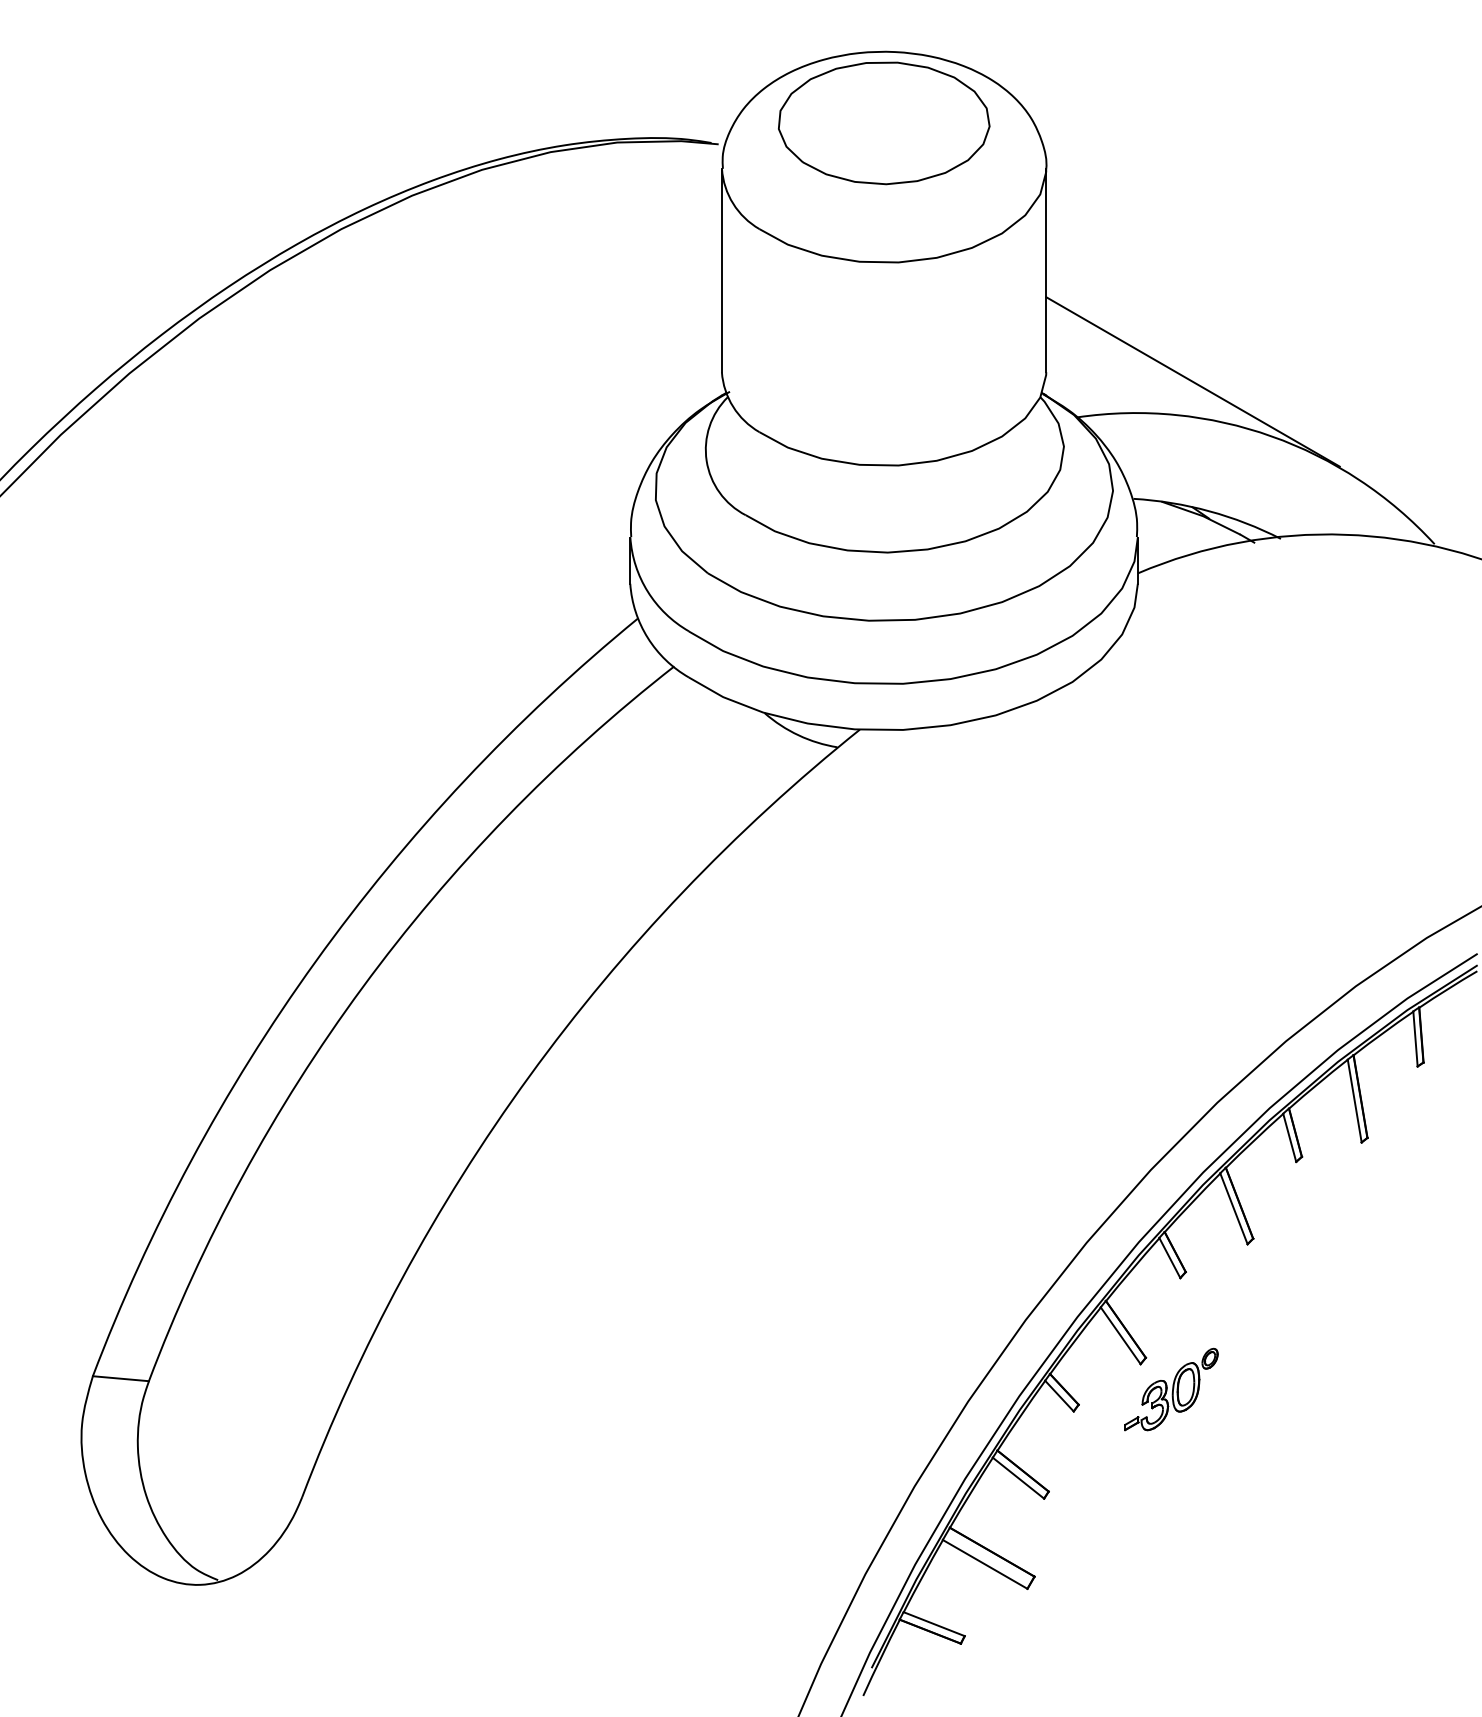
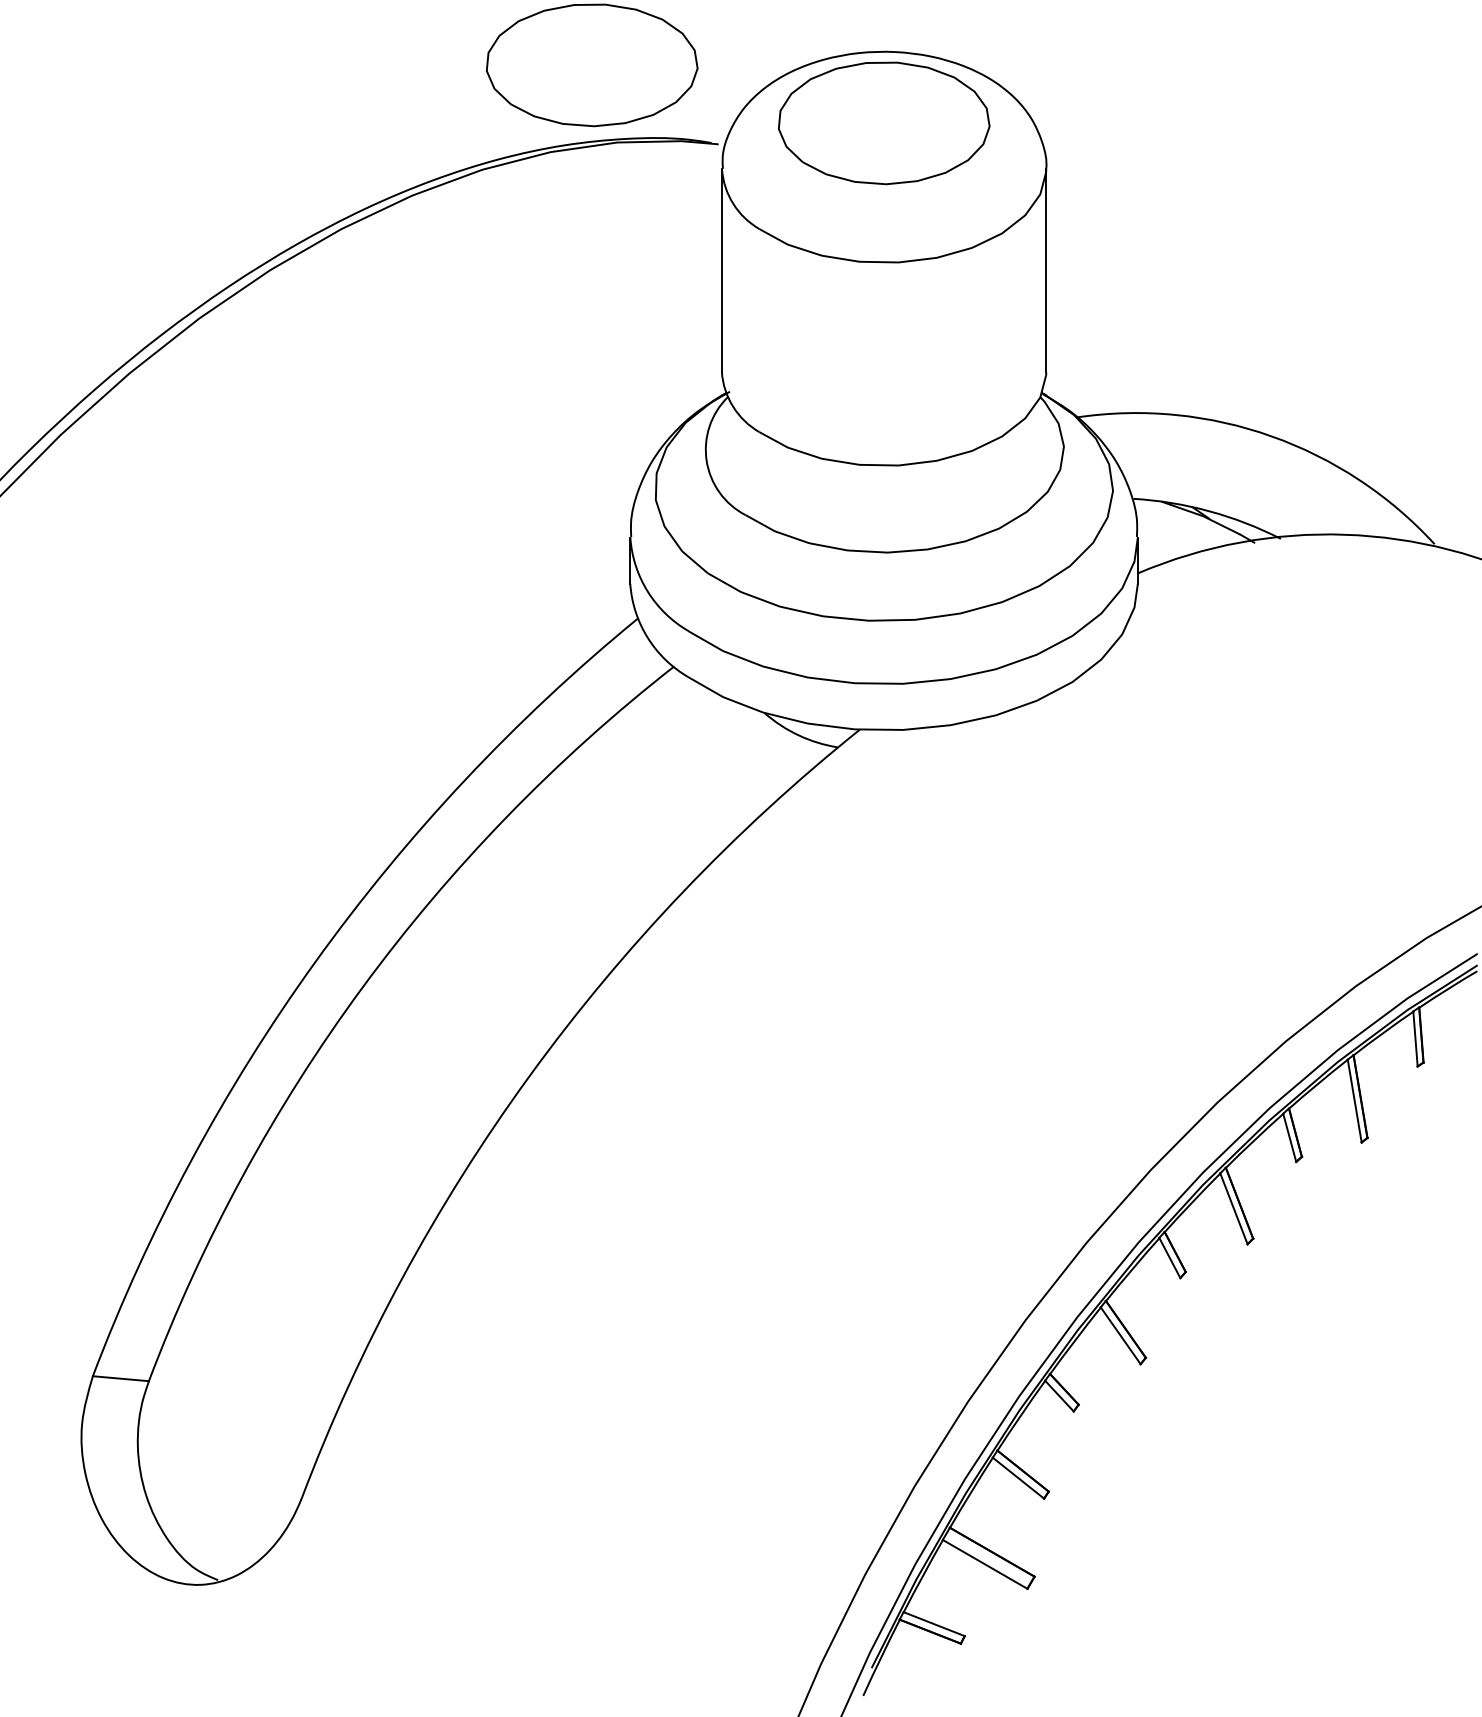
part: none -> present (592, 65)
line: present -> none (1192, 381)
part: present -> none (1171, 1389)
